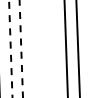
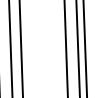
line: dashed -> solid (10, 48)
line: none -> present (84, 48)
line: dashed -> solid (21, 49)
